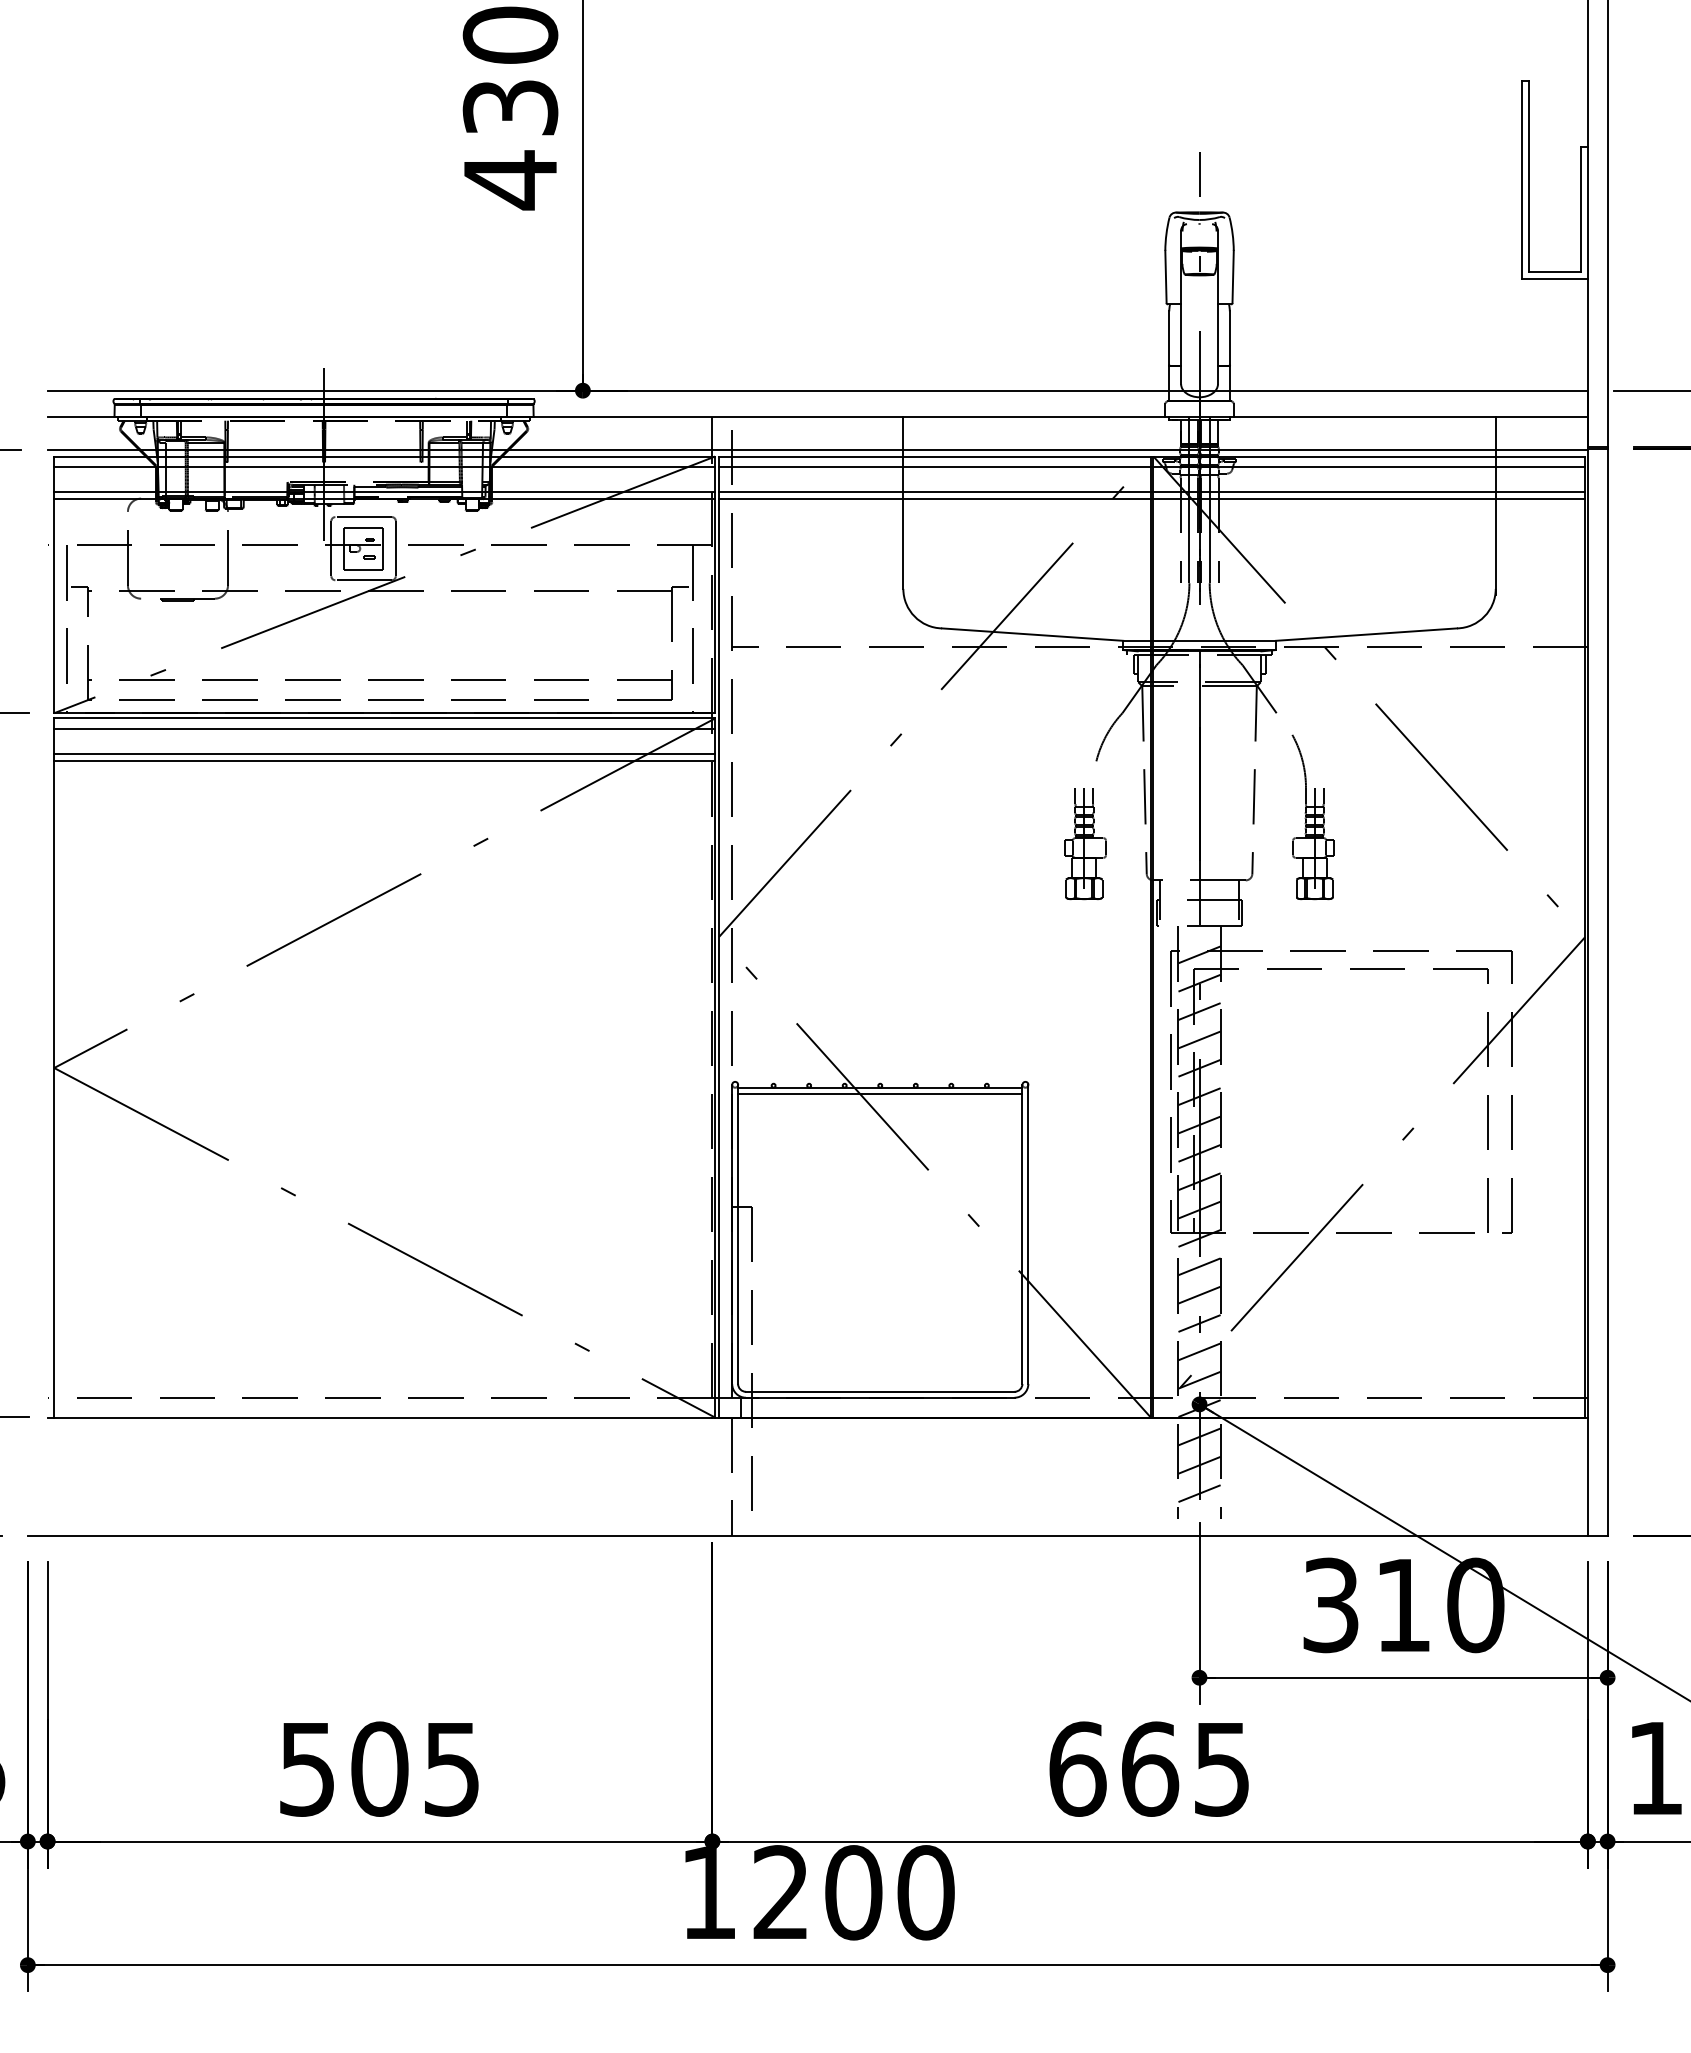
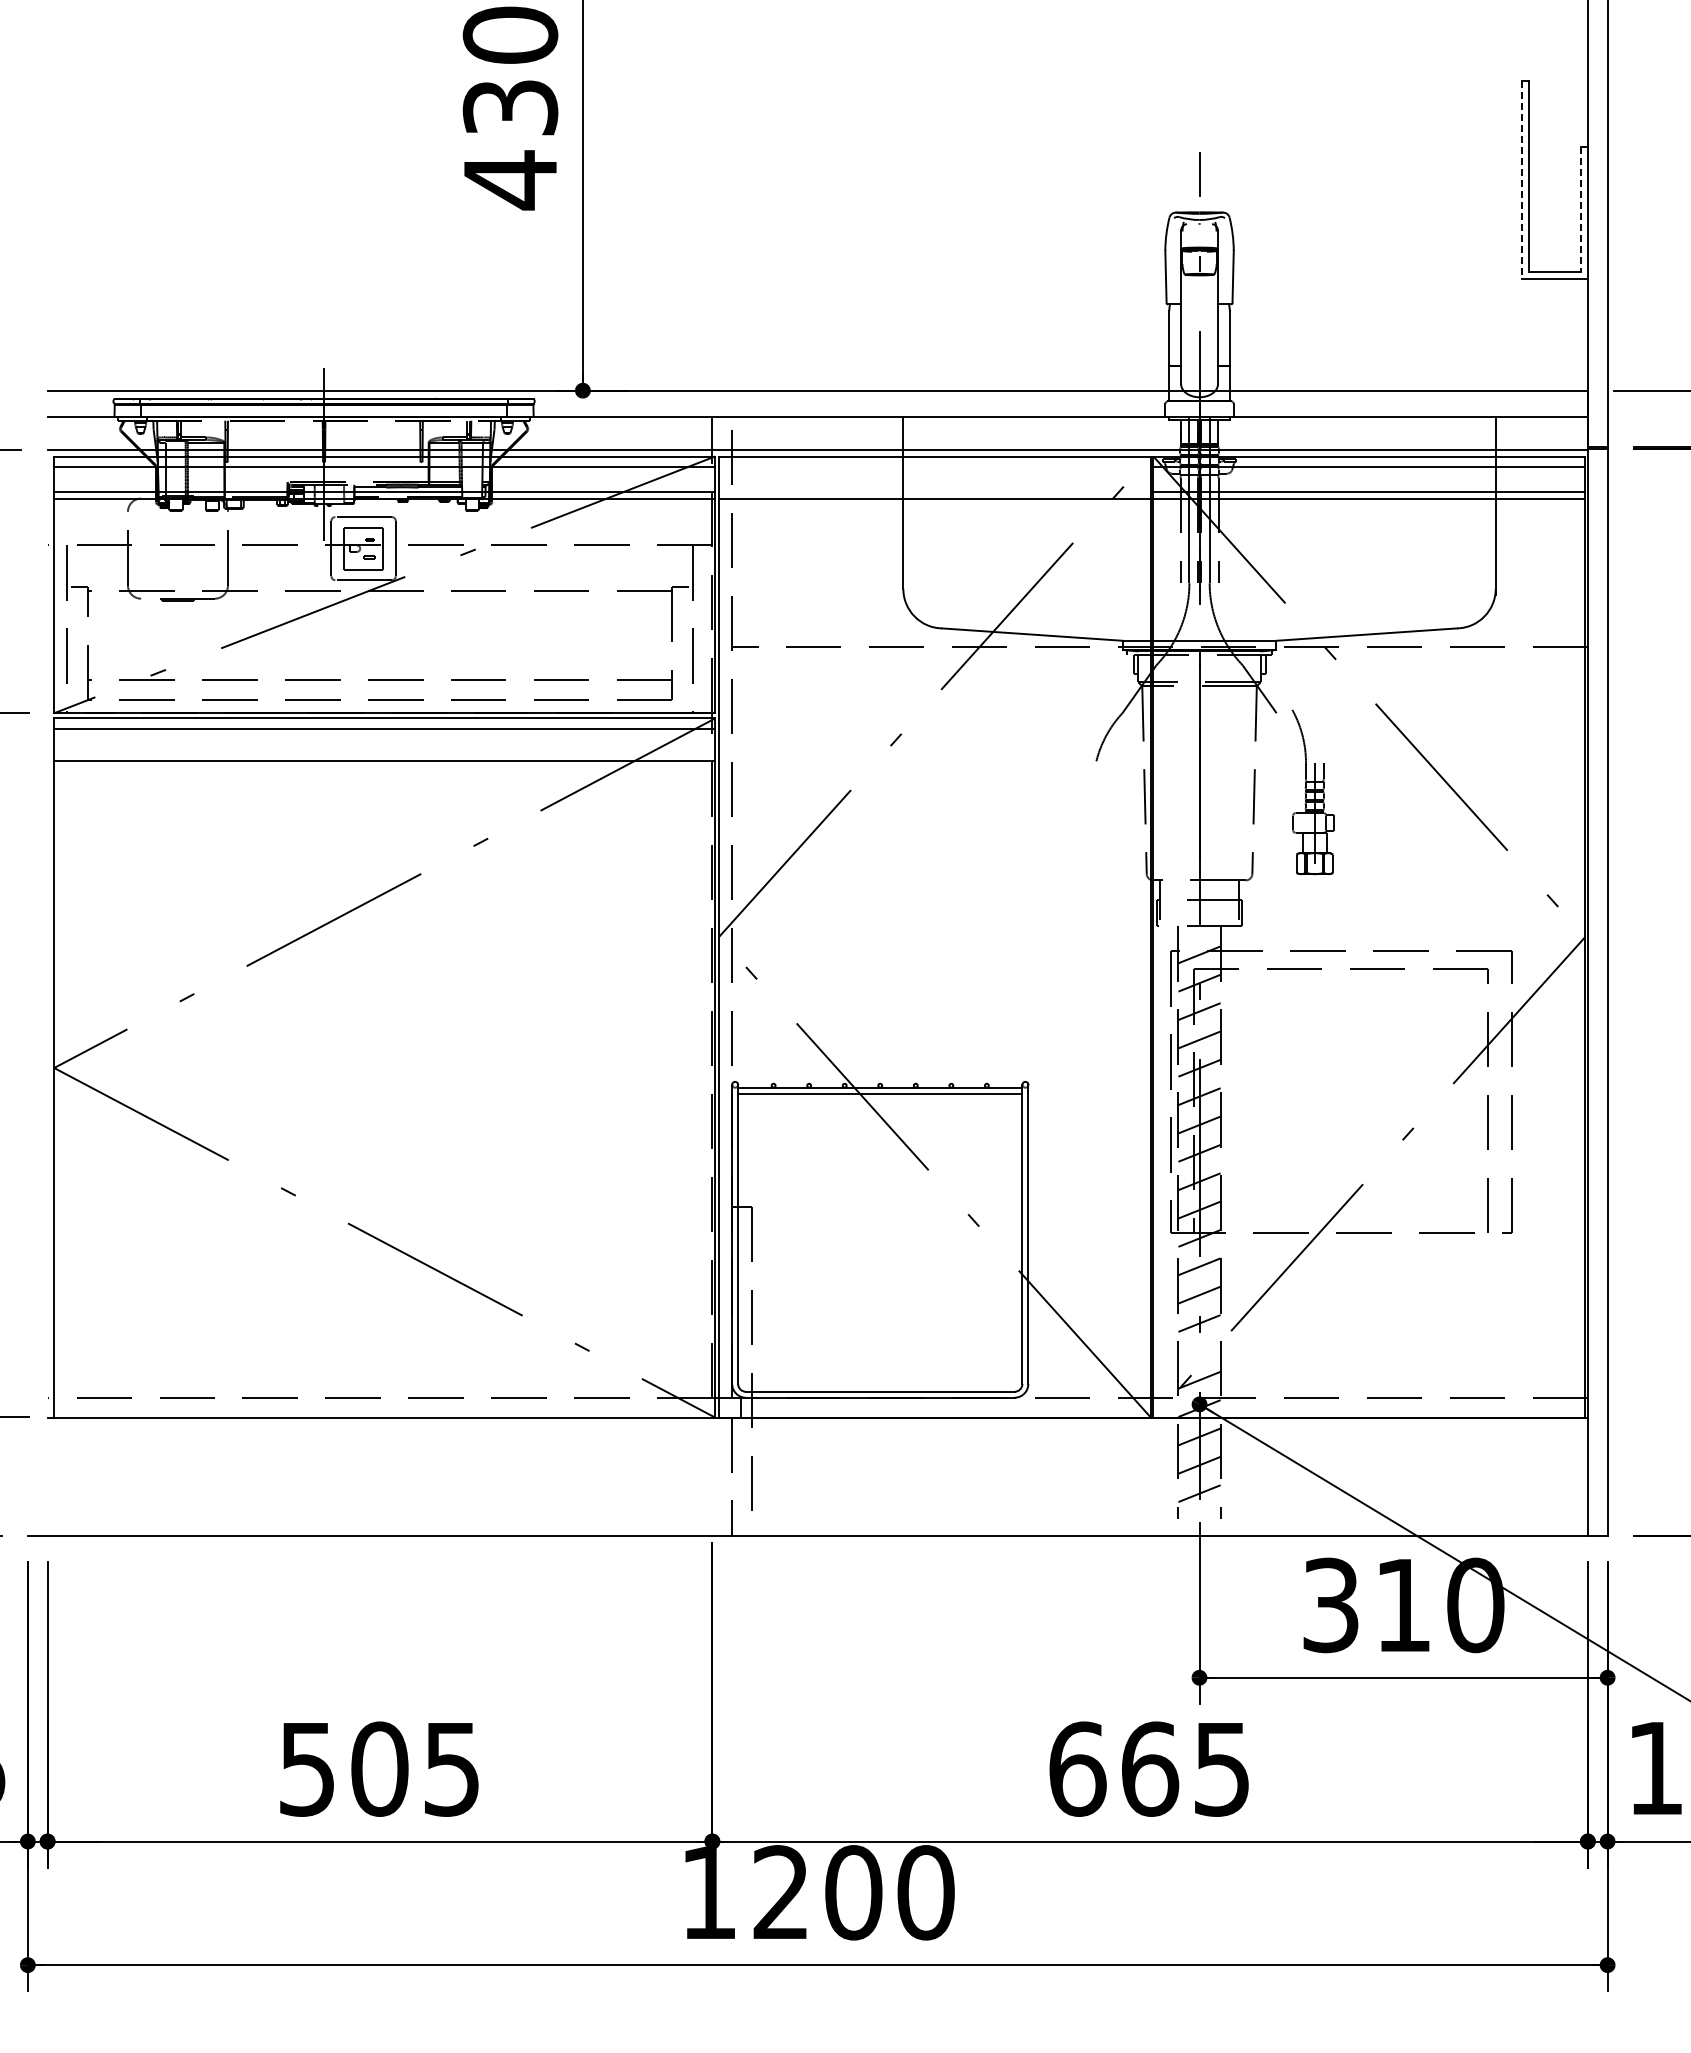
line: solid -> dashed (1522, 180)
line: solid -> dashed (1581, 209)
line: present -> none (934, 467)
line: present -> none (934, 492)
line: present -> none (384, 754)
part position: (1312, 817) -> (1312, 792) (1312, 792)
part: present -> none (1085, 844)
line: present -> none (1199, 1351)
